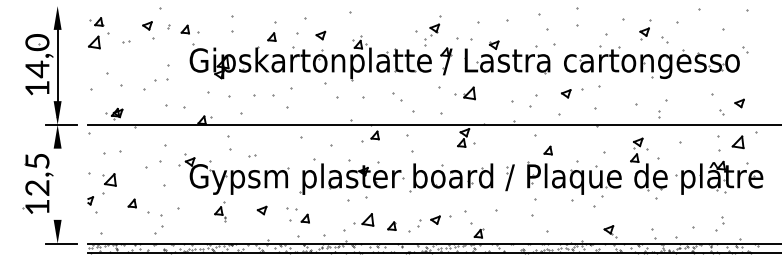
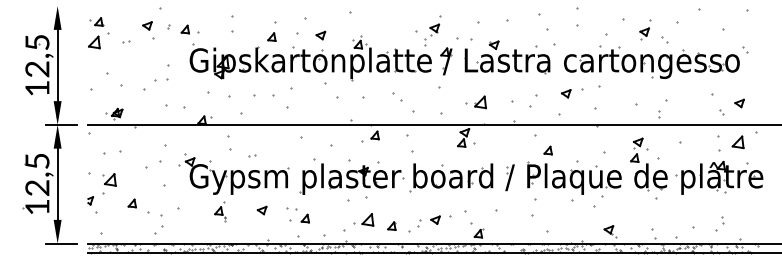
text: 14,0 -> 12,5 (37, 56)
part position: (464, 93) -> (475, 102) (475, 102)
line: none -> present (57, 183)
